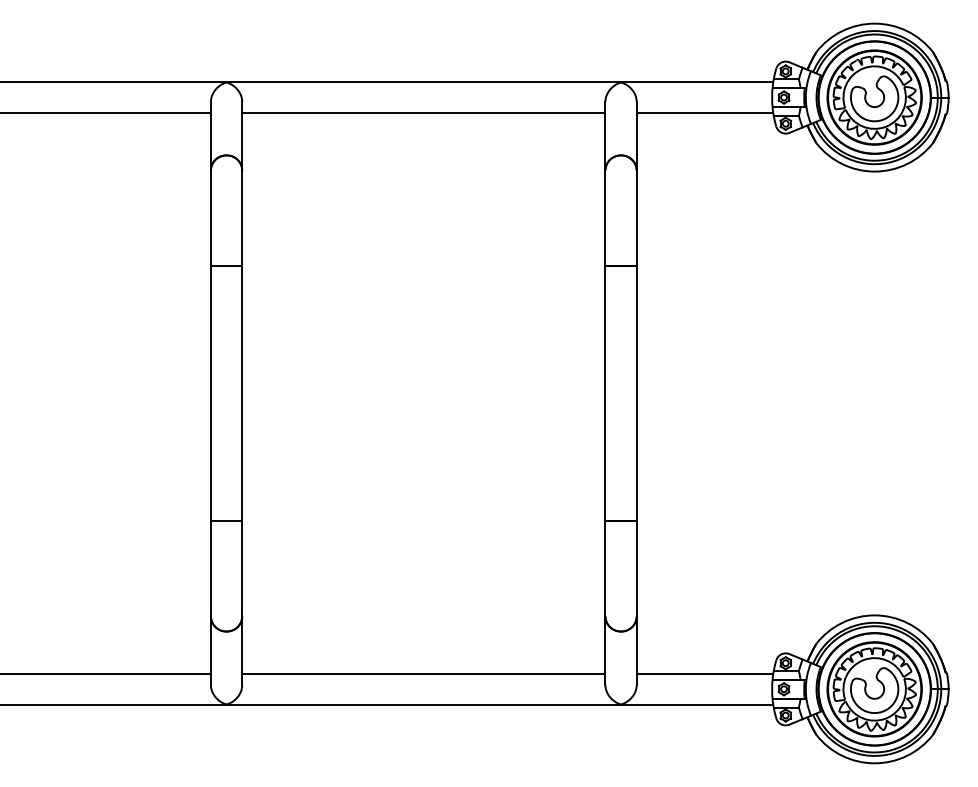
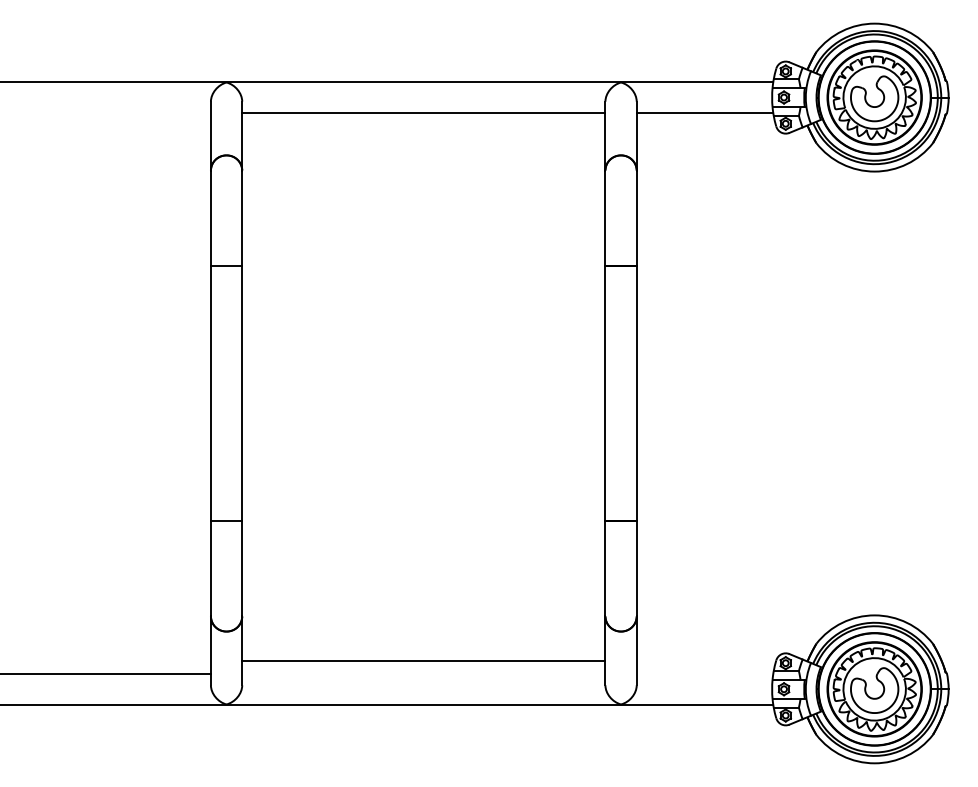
line: present -> none (106, 113)
line position: (423, 673) -> (423, 660) (423, 660)
line: present -> none (704, 673)
